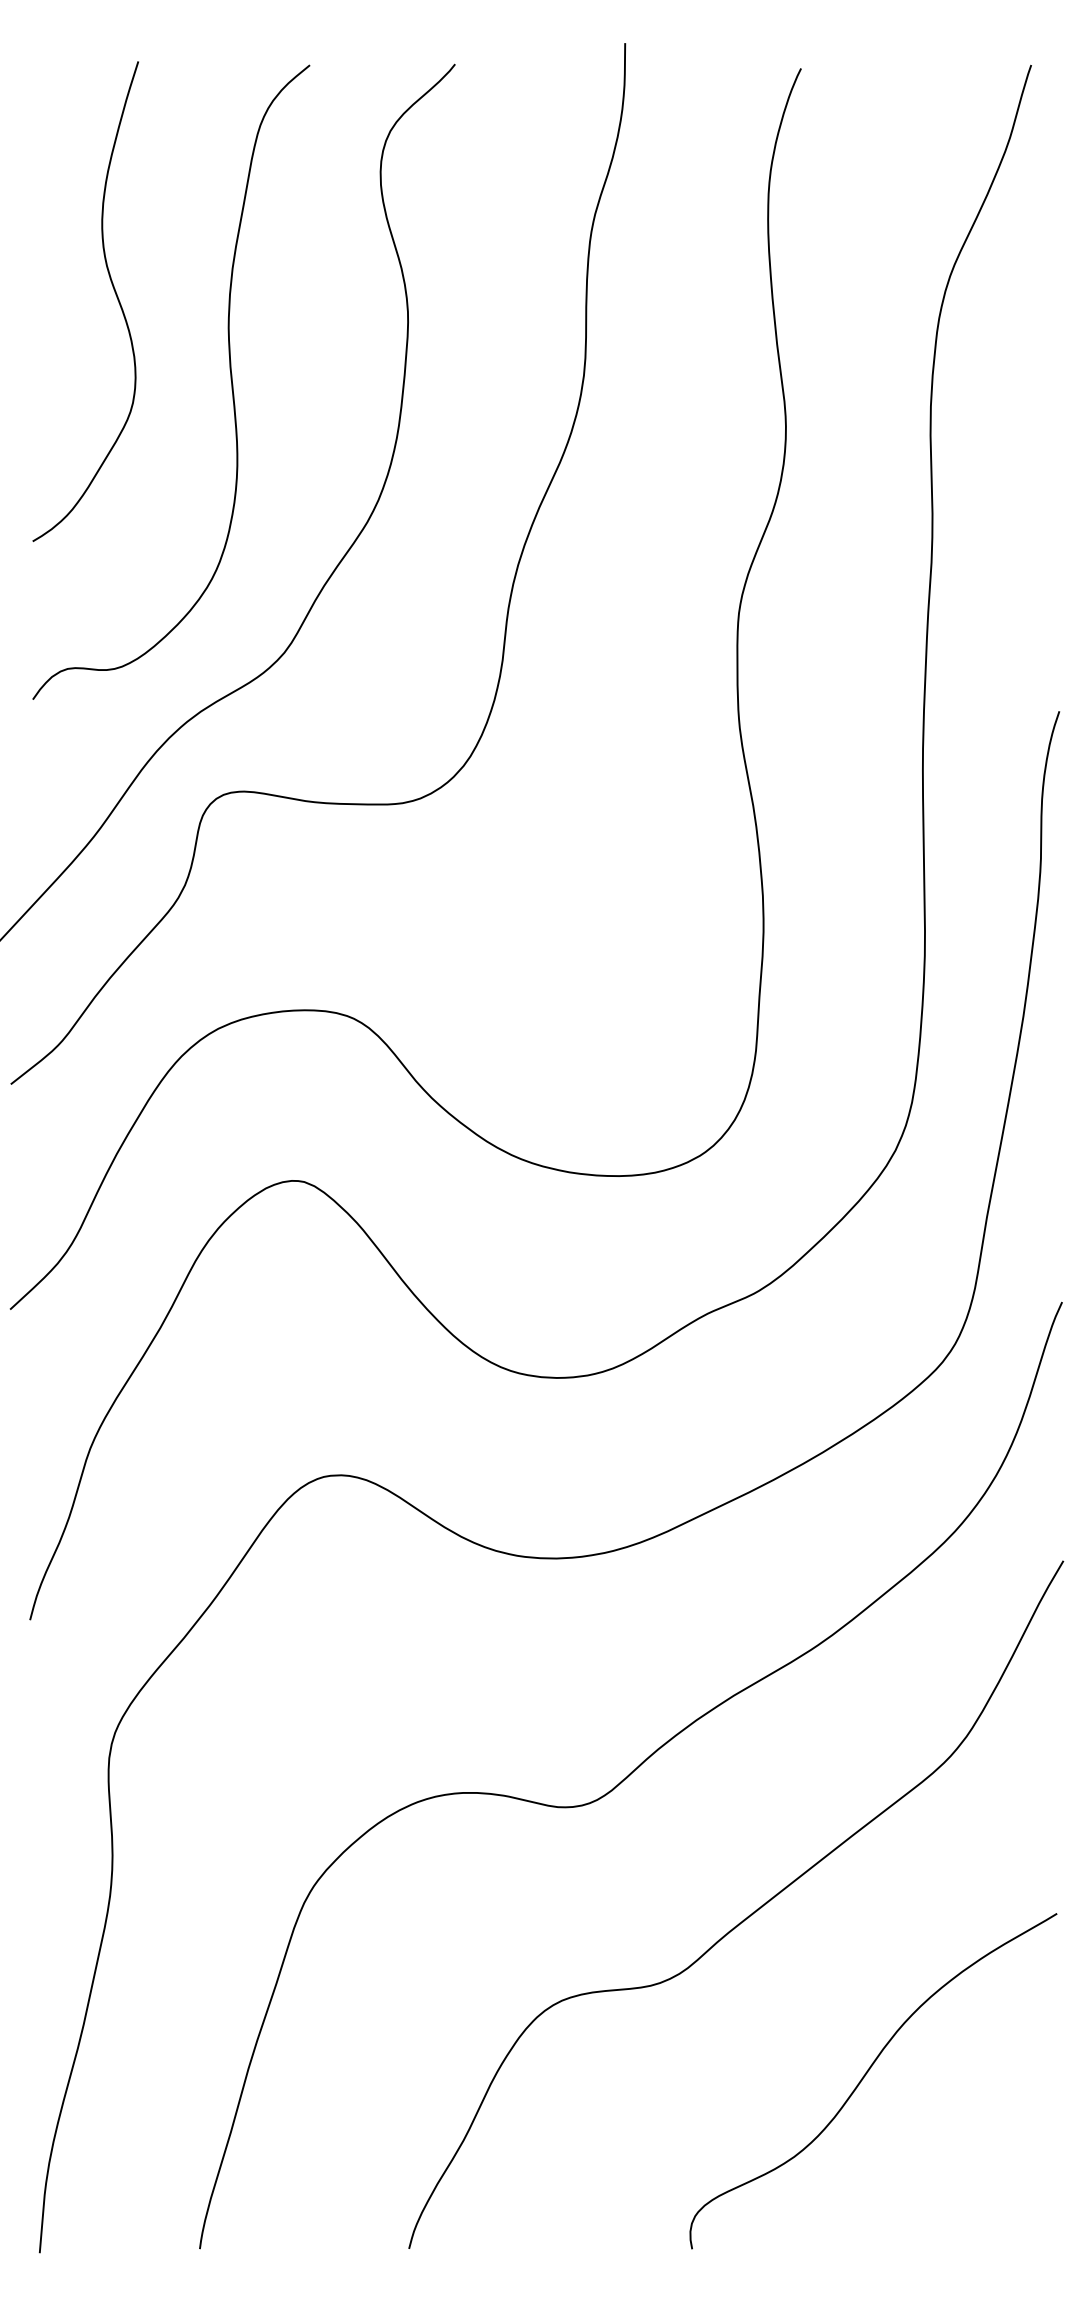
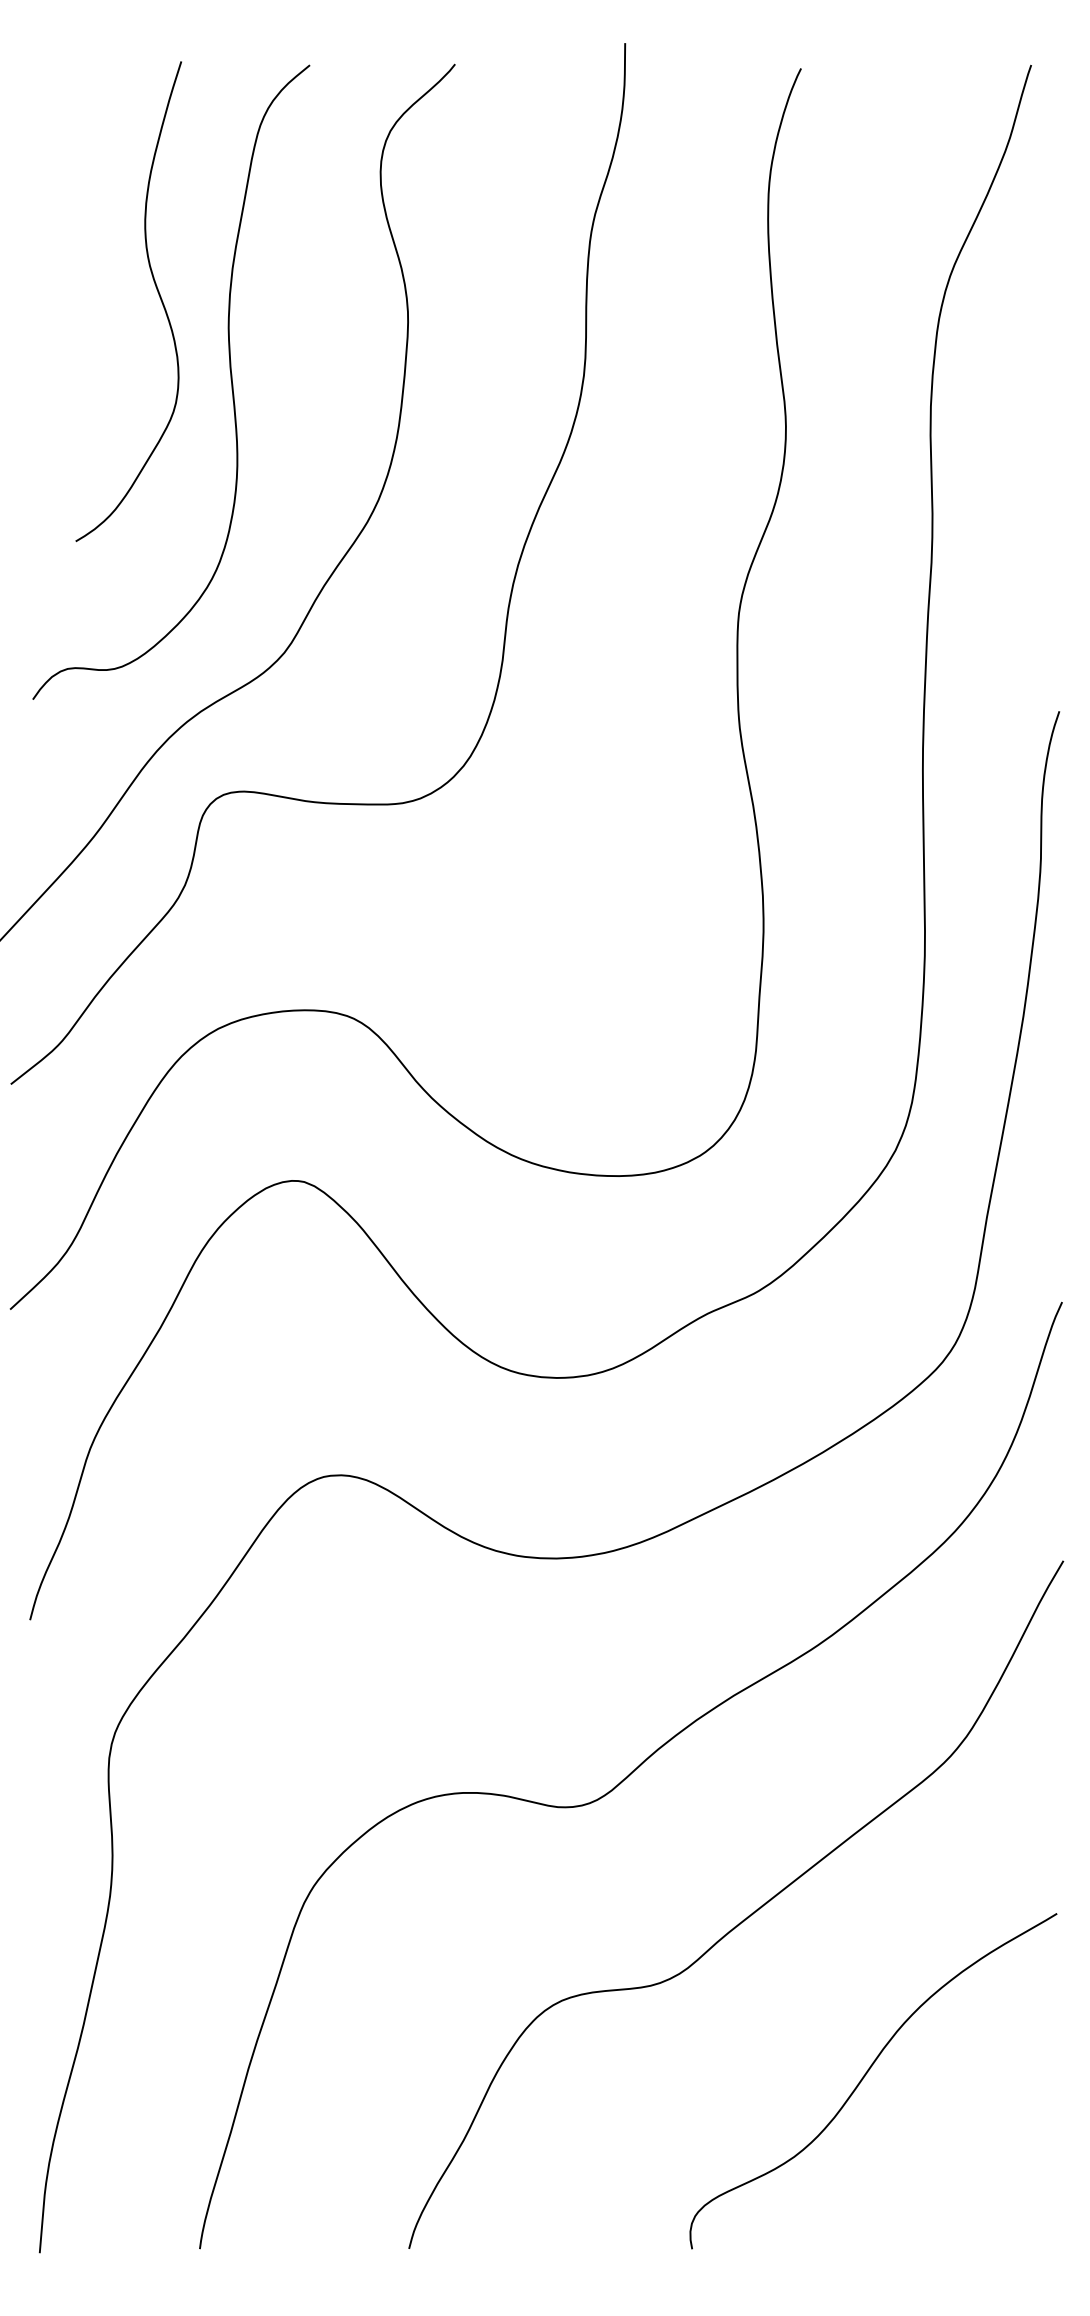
curve position: (114, 292) -> (157, 292) (157, 292)
